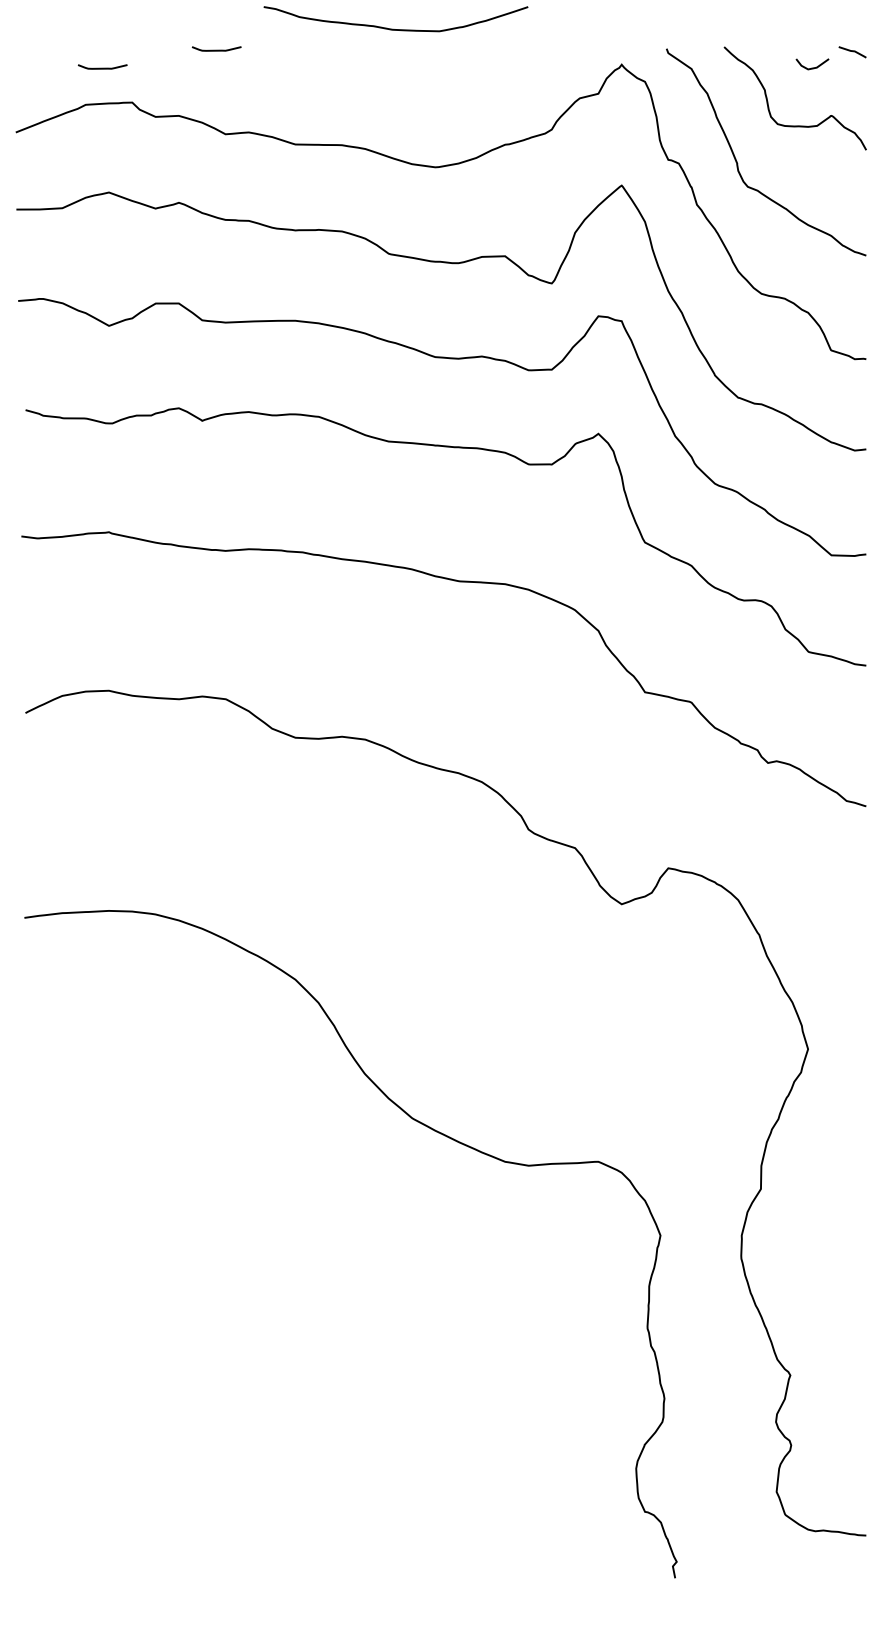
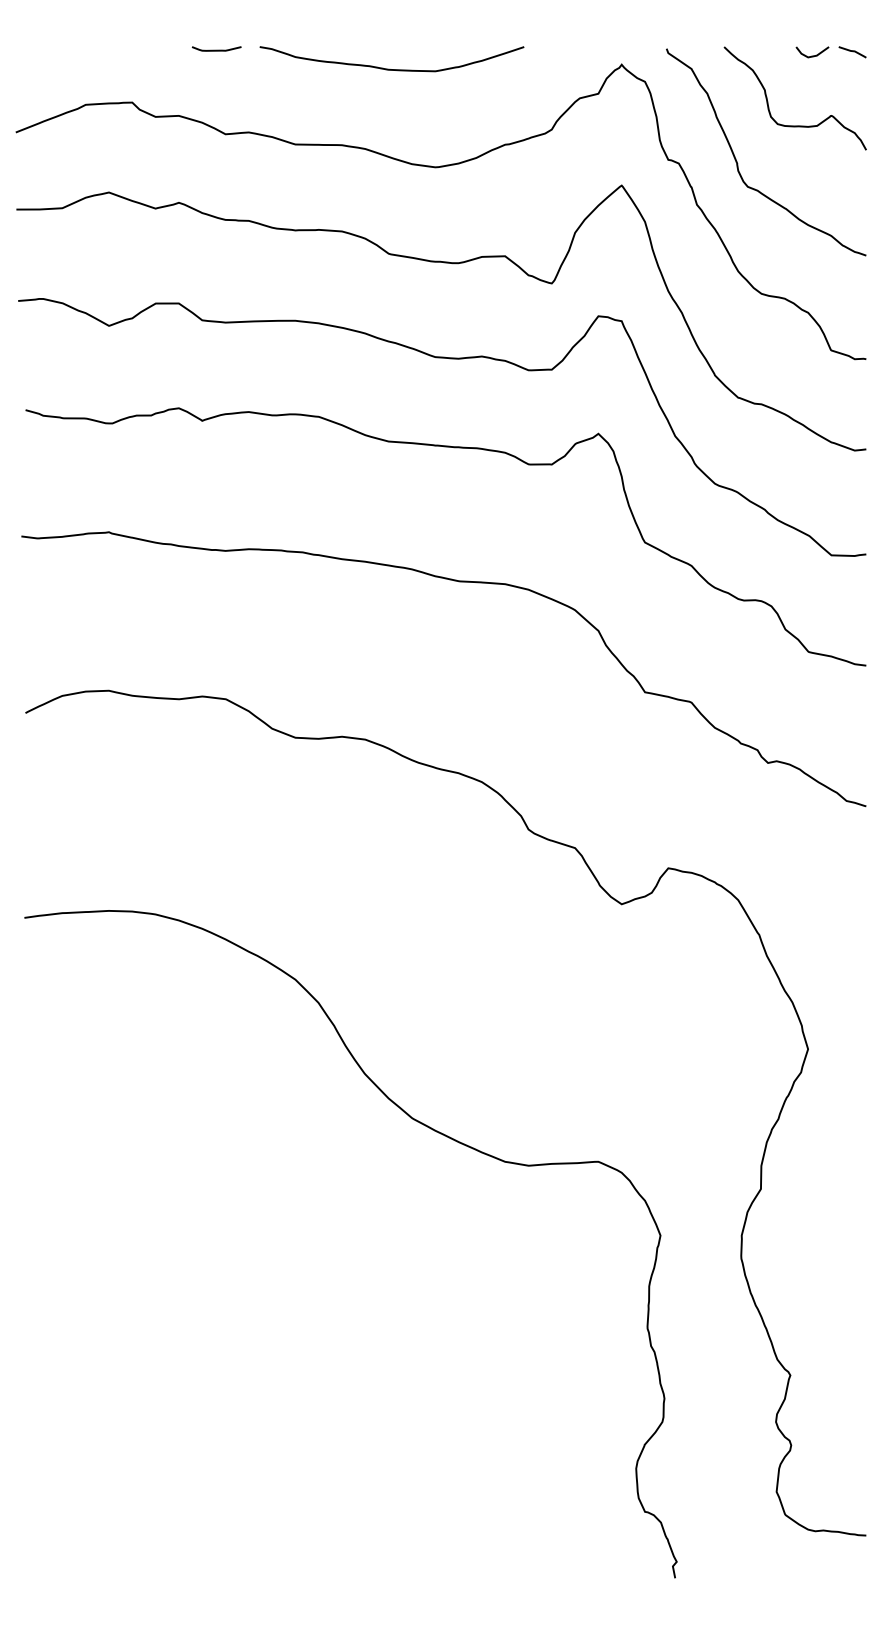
curve position: (393, 28) -> (389, 68) (389, 68)
curve: present -> none (102, 67)
line position: (812, 67) -> (812, 55) (812, 55)
